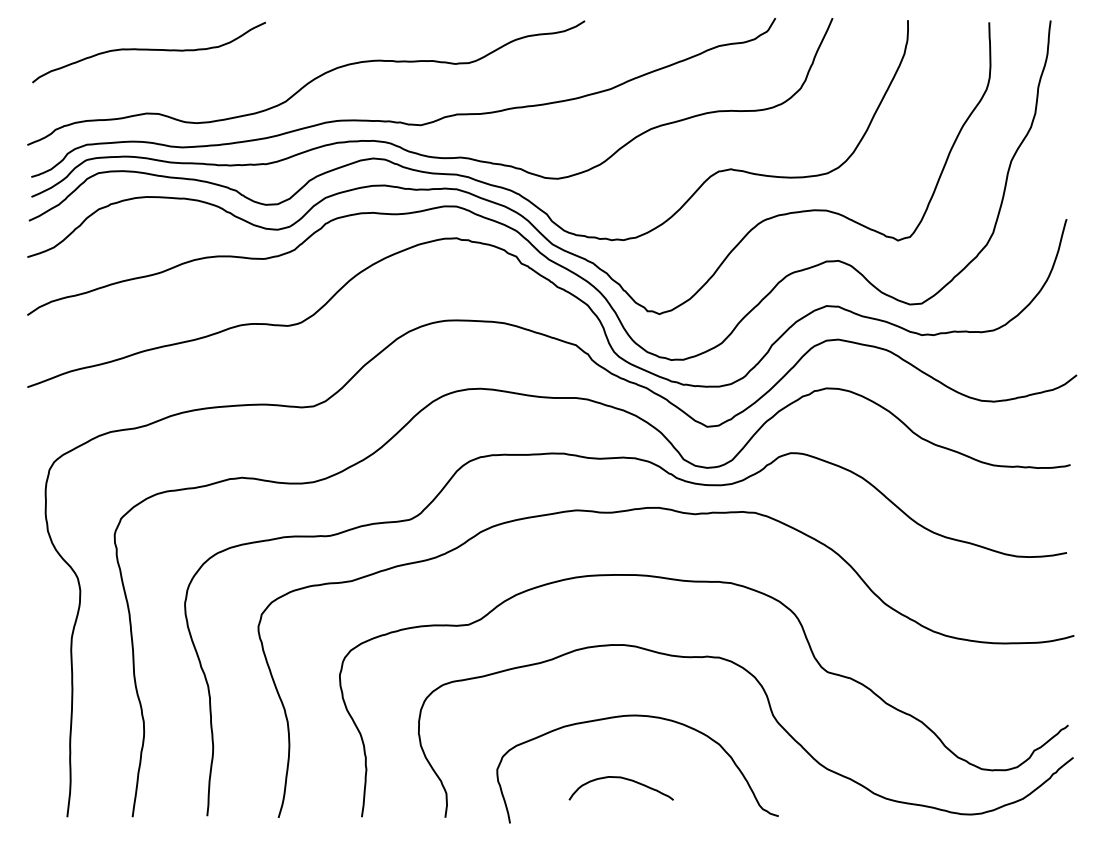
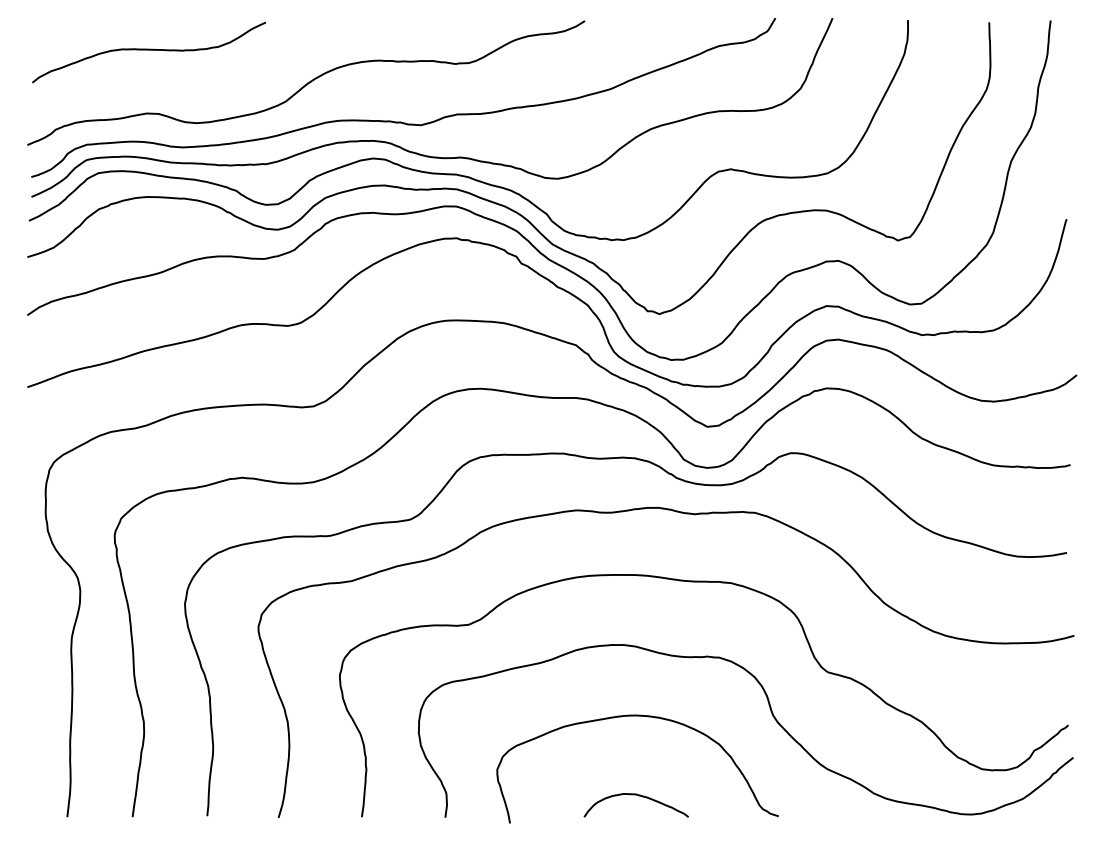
curve position: (623, 779) -> (638, 796) (638, 796)
